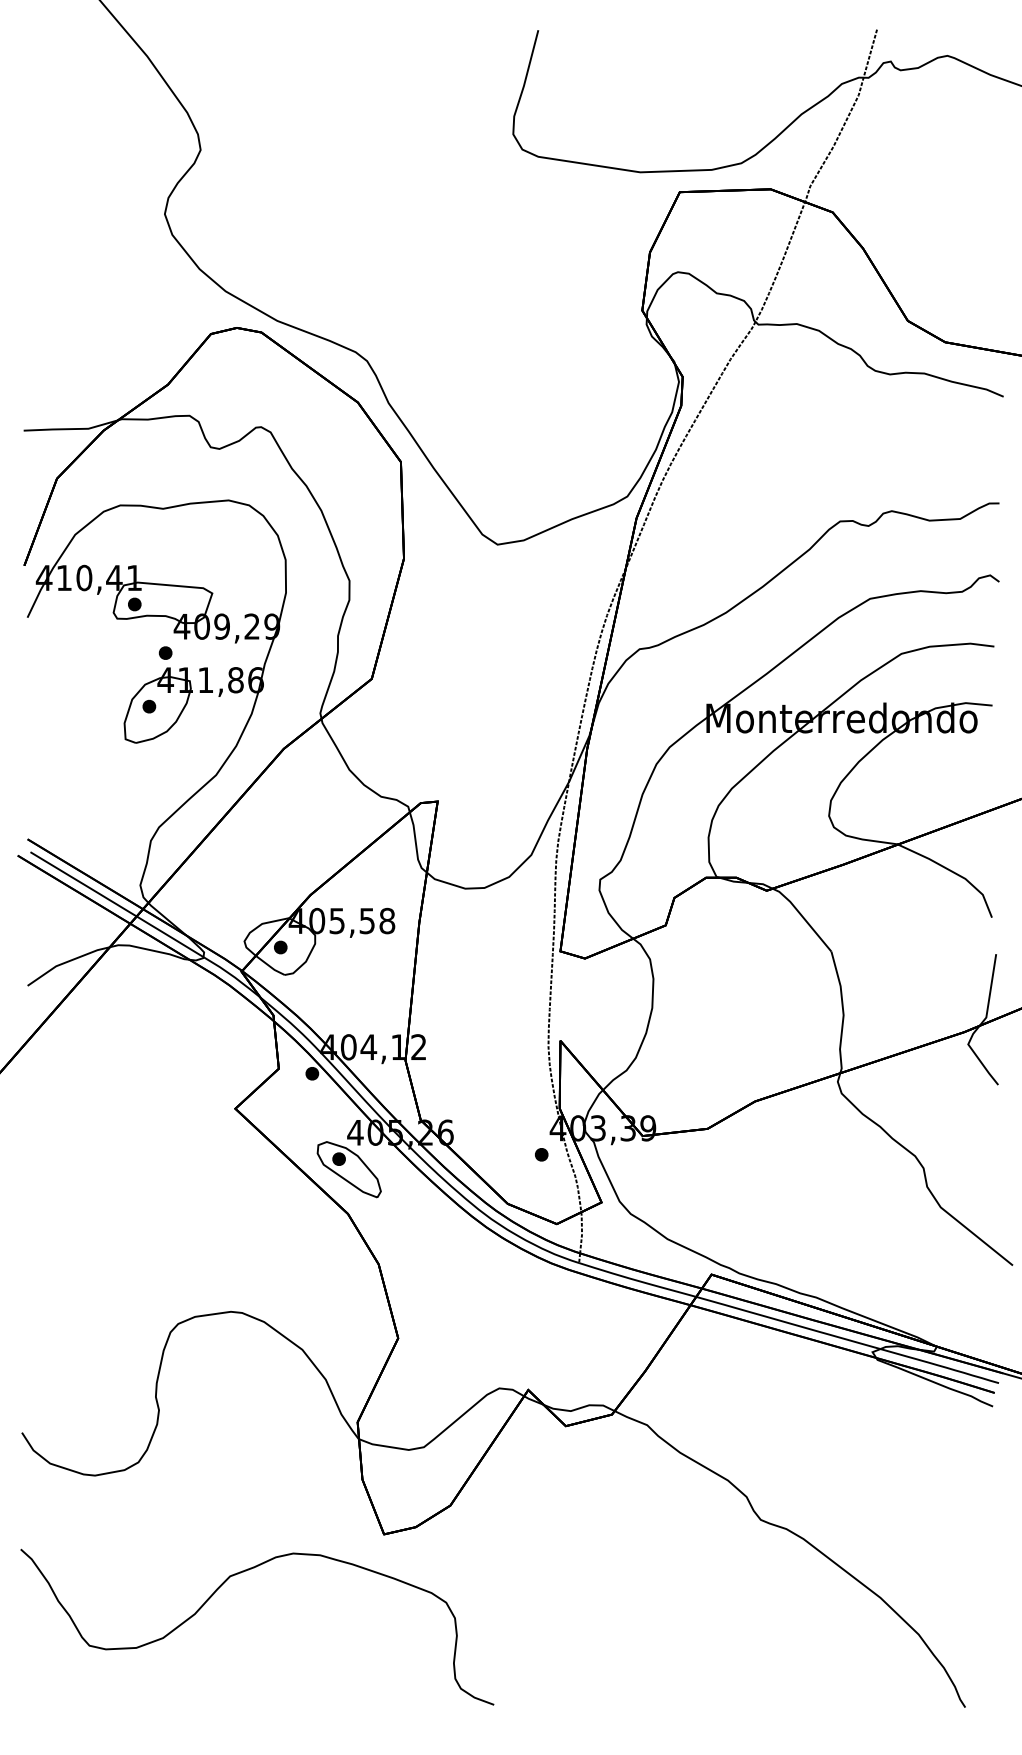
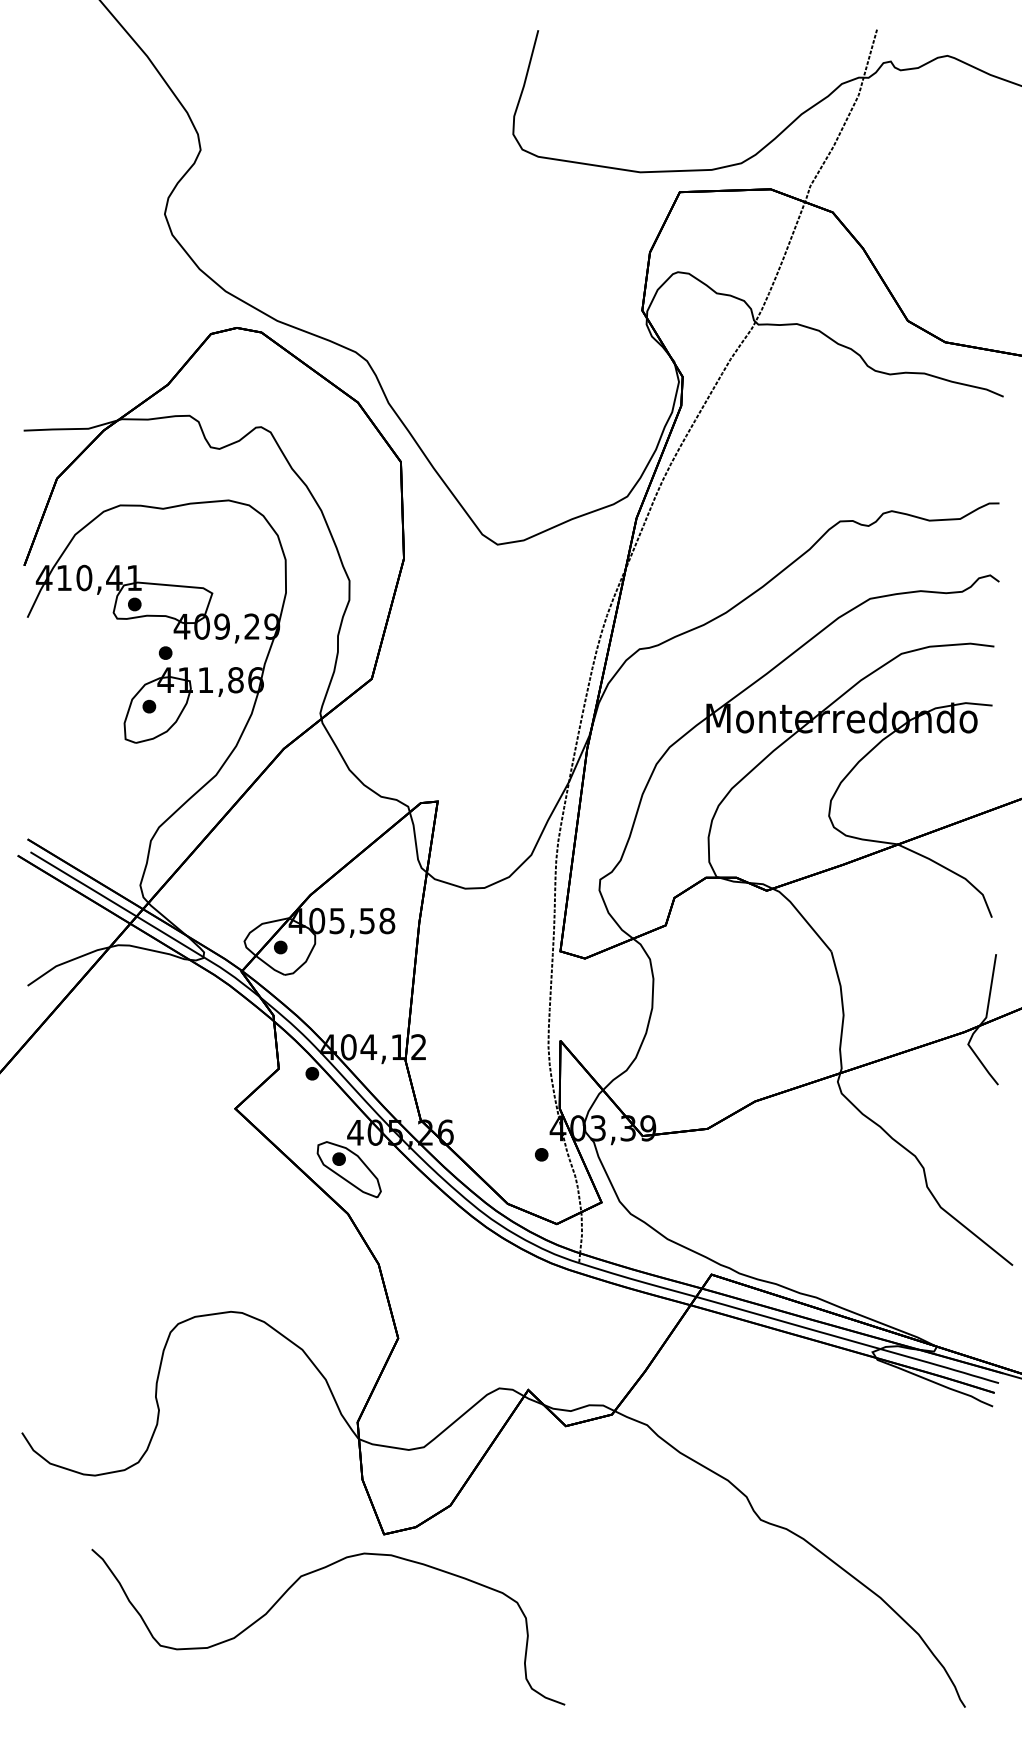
curve position: (219, 1588) -> (290, 1588) (290, 1588)
